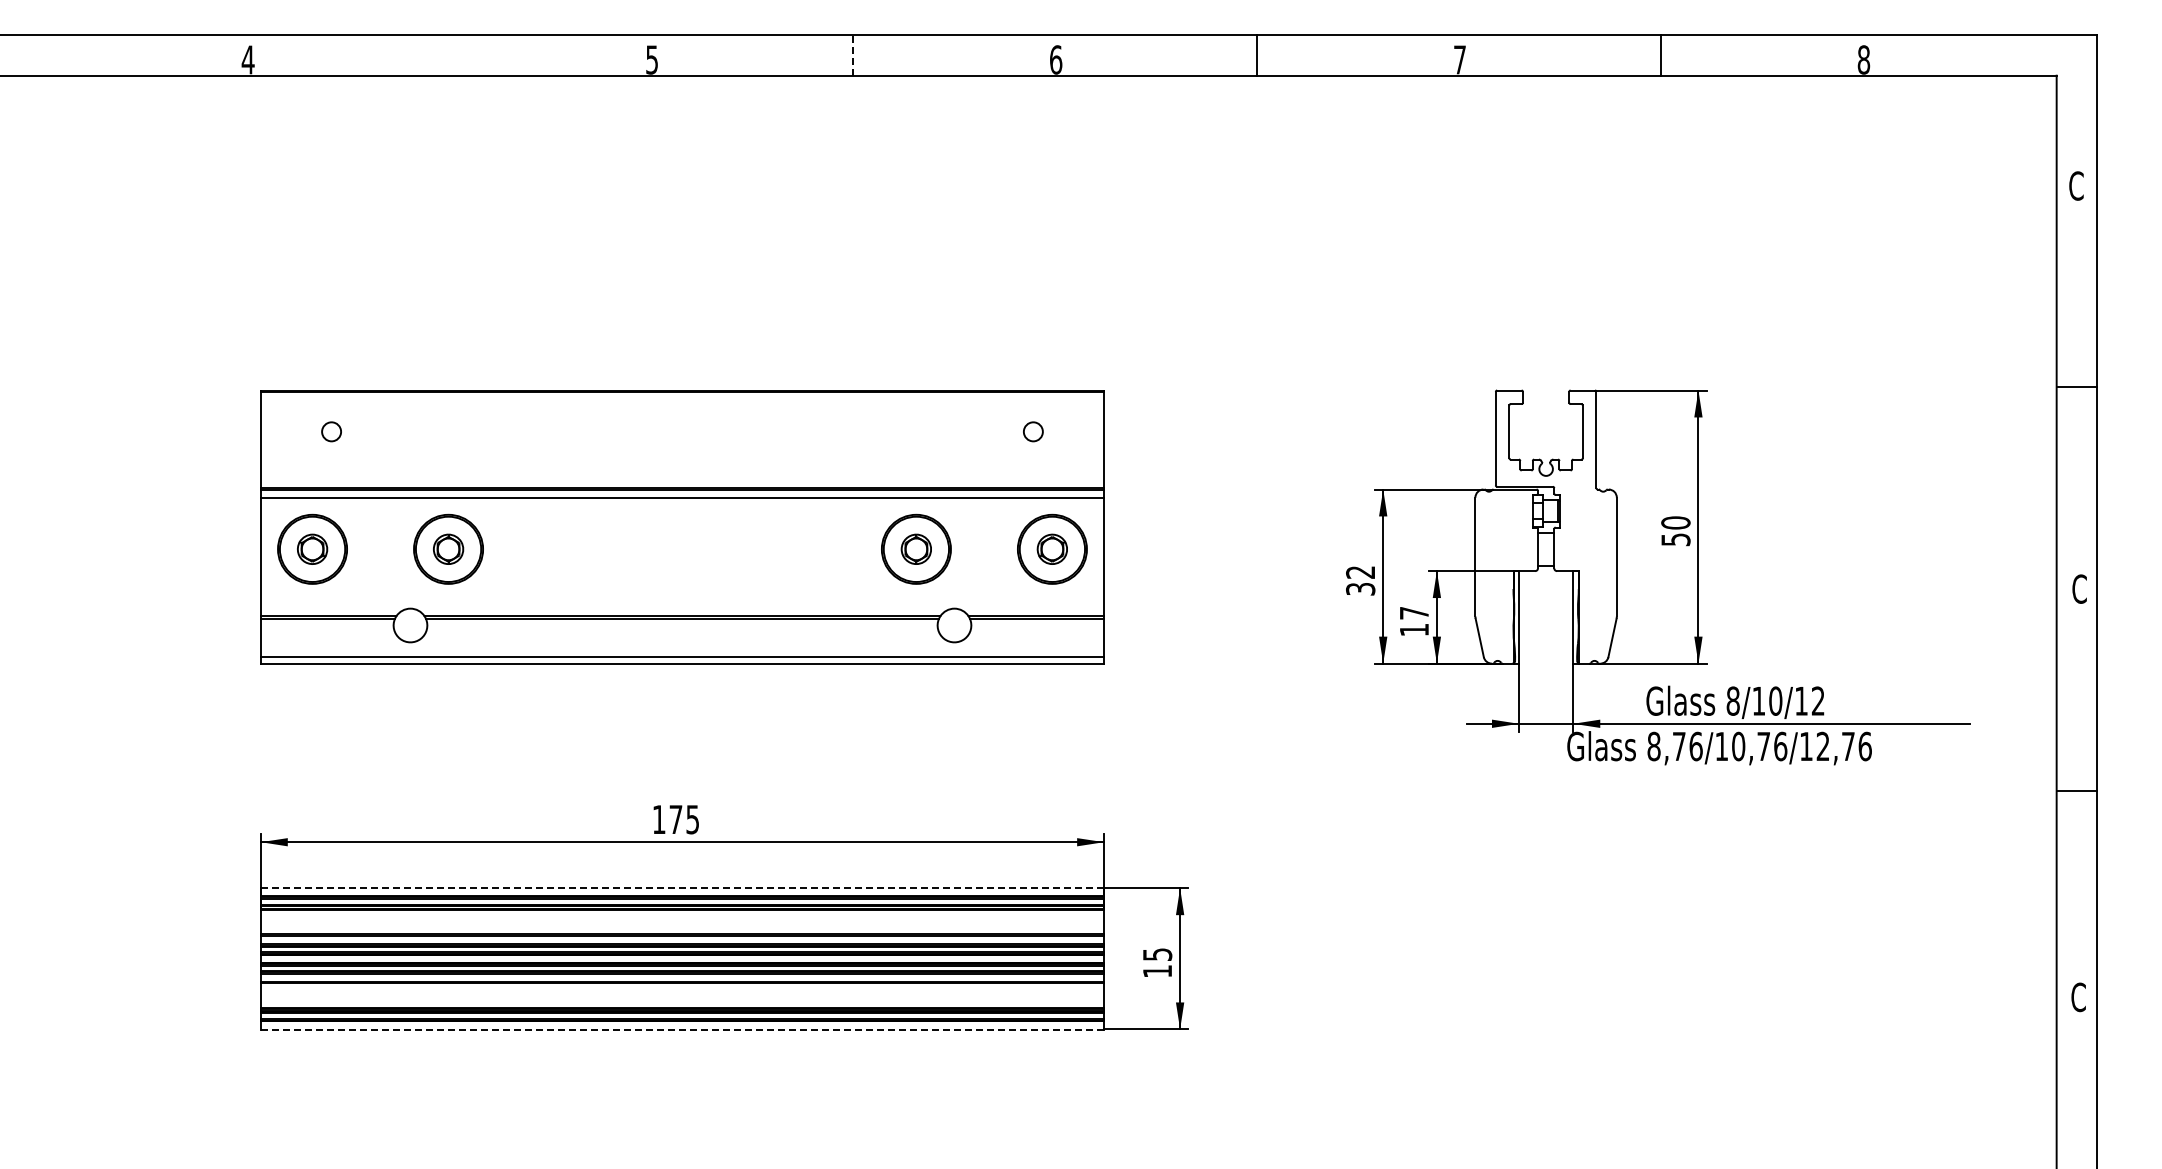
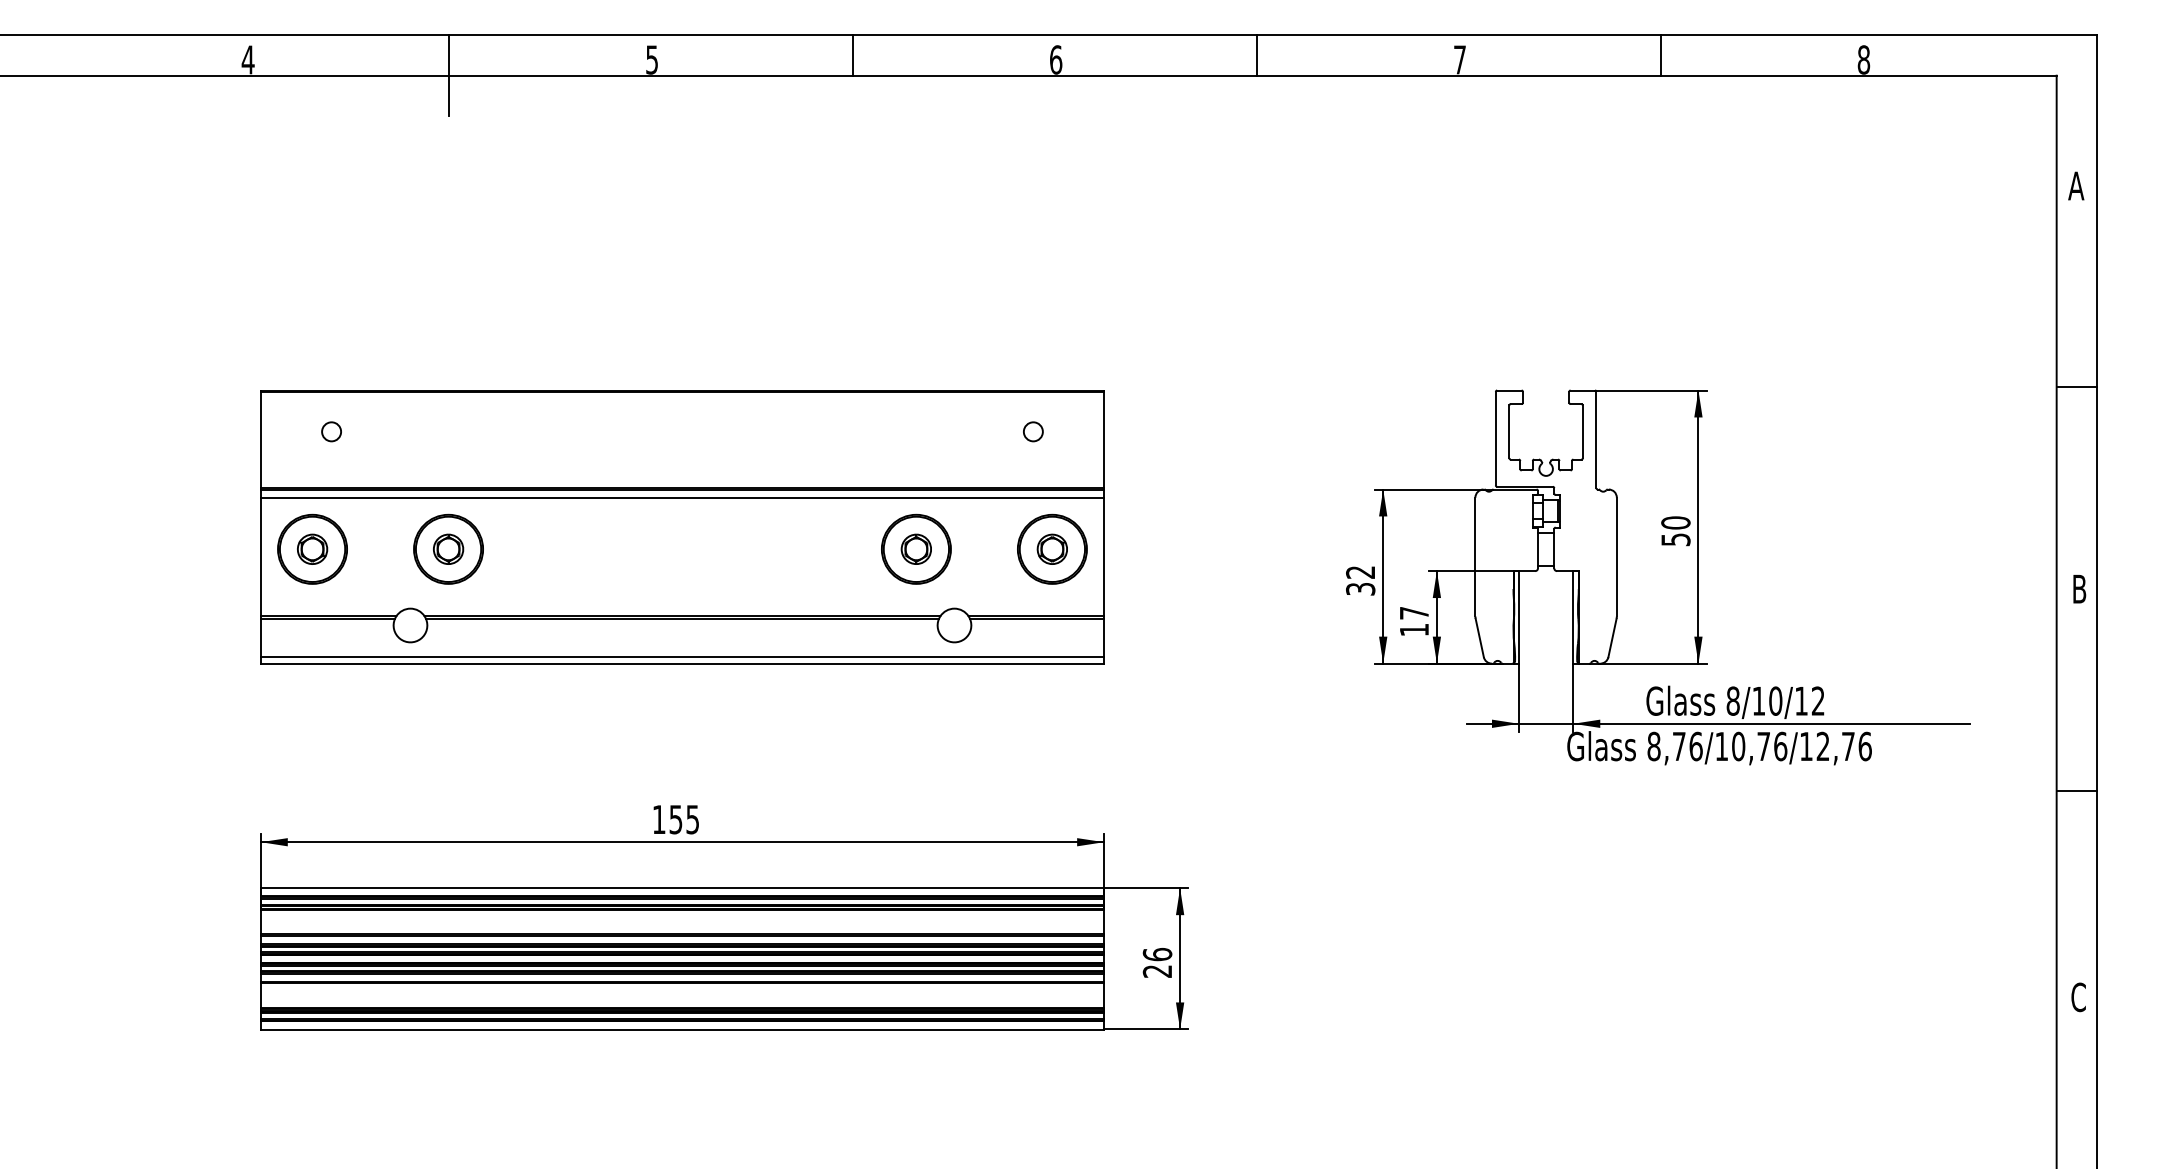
line: dashed -> solid (853, 54)
line: none -> present (449, 75)
text: C -> A (2076, 185)
text: C -> B (2079, 588)
text: 175 -> 155 (675, 819)
line: dashed -> solid (682, 888)
text: 15 -> 26 (1157, 962)
line: dashed -> solid (682, 1029)
